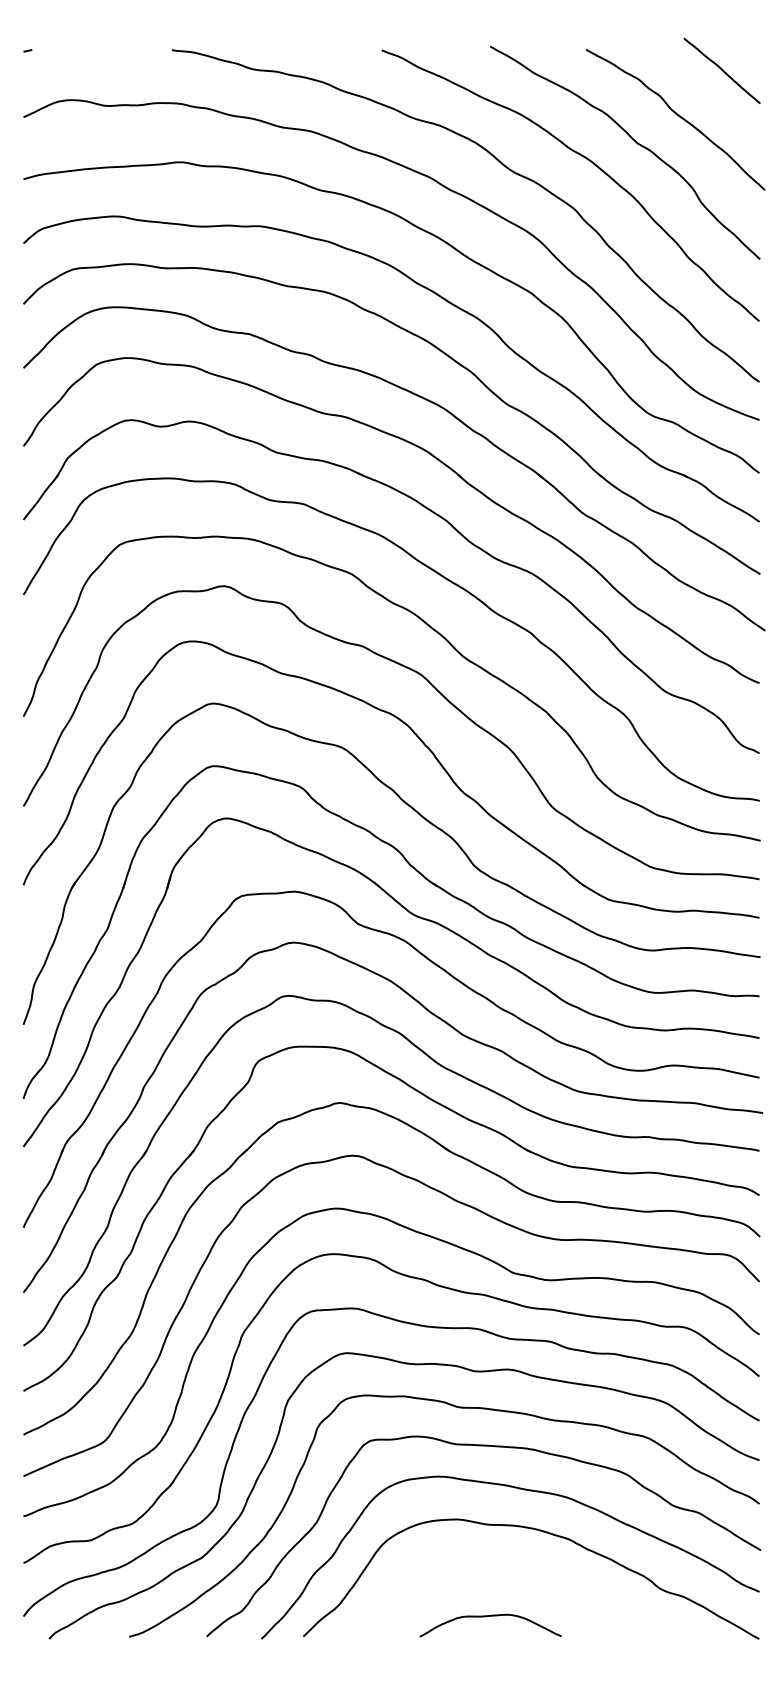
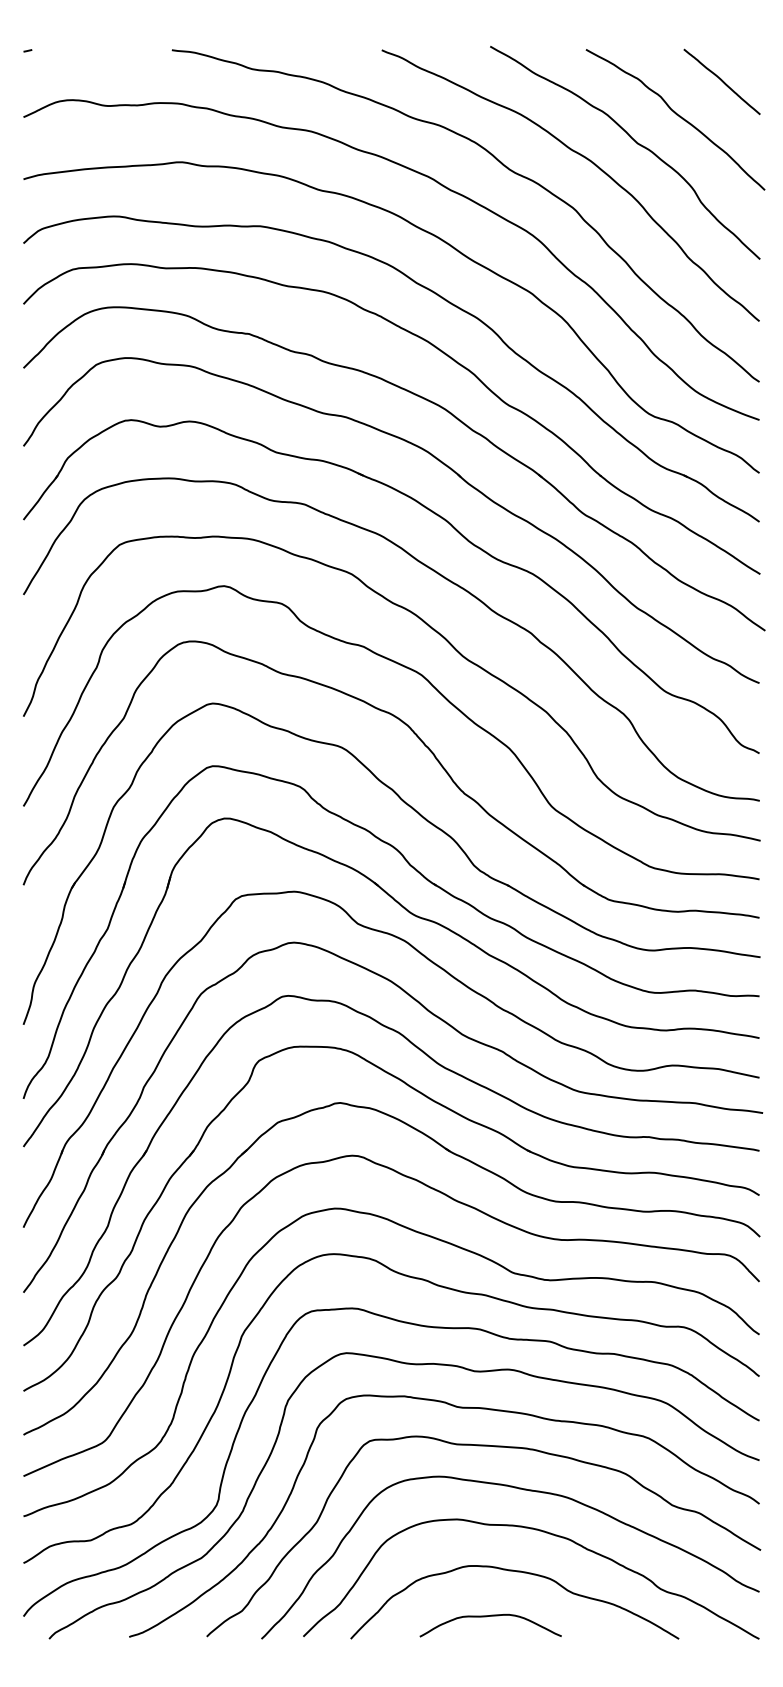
curve position: (721, 70) -> (721, 81) (721, 81)
curve: none -> present (516, 1572)
